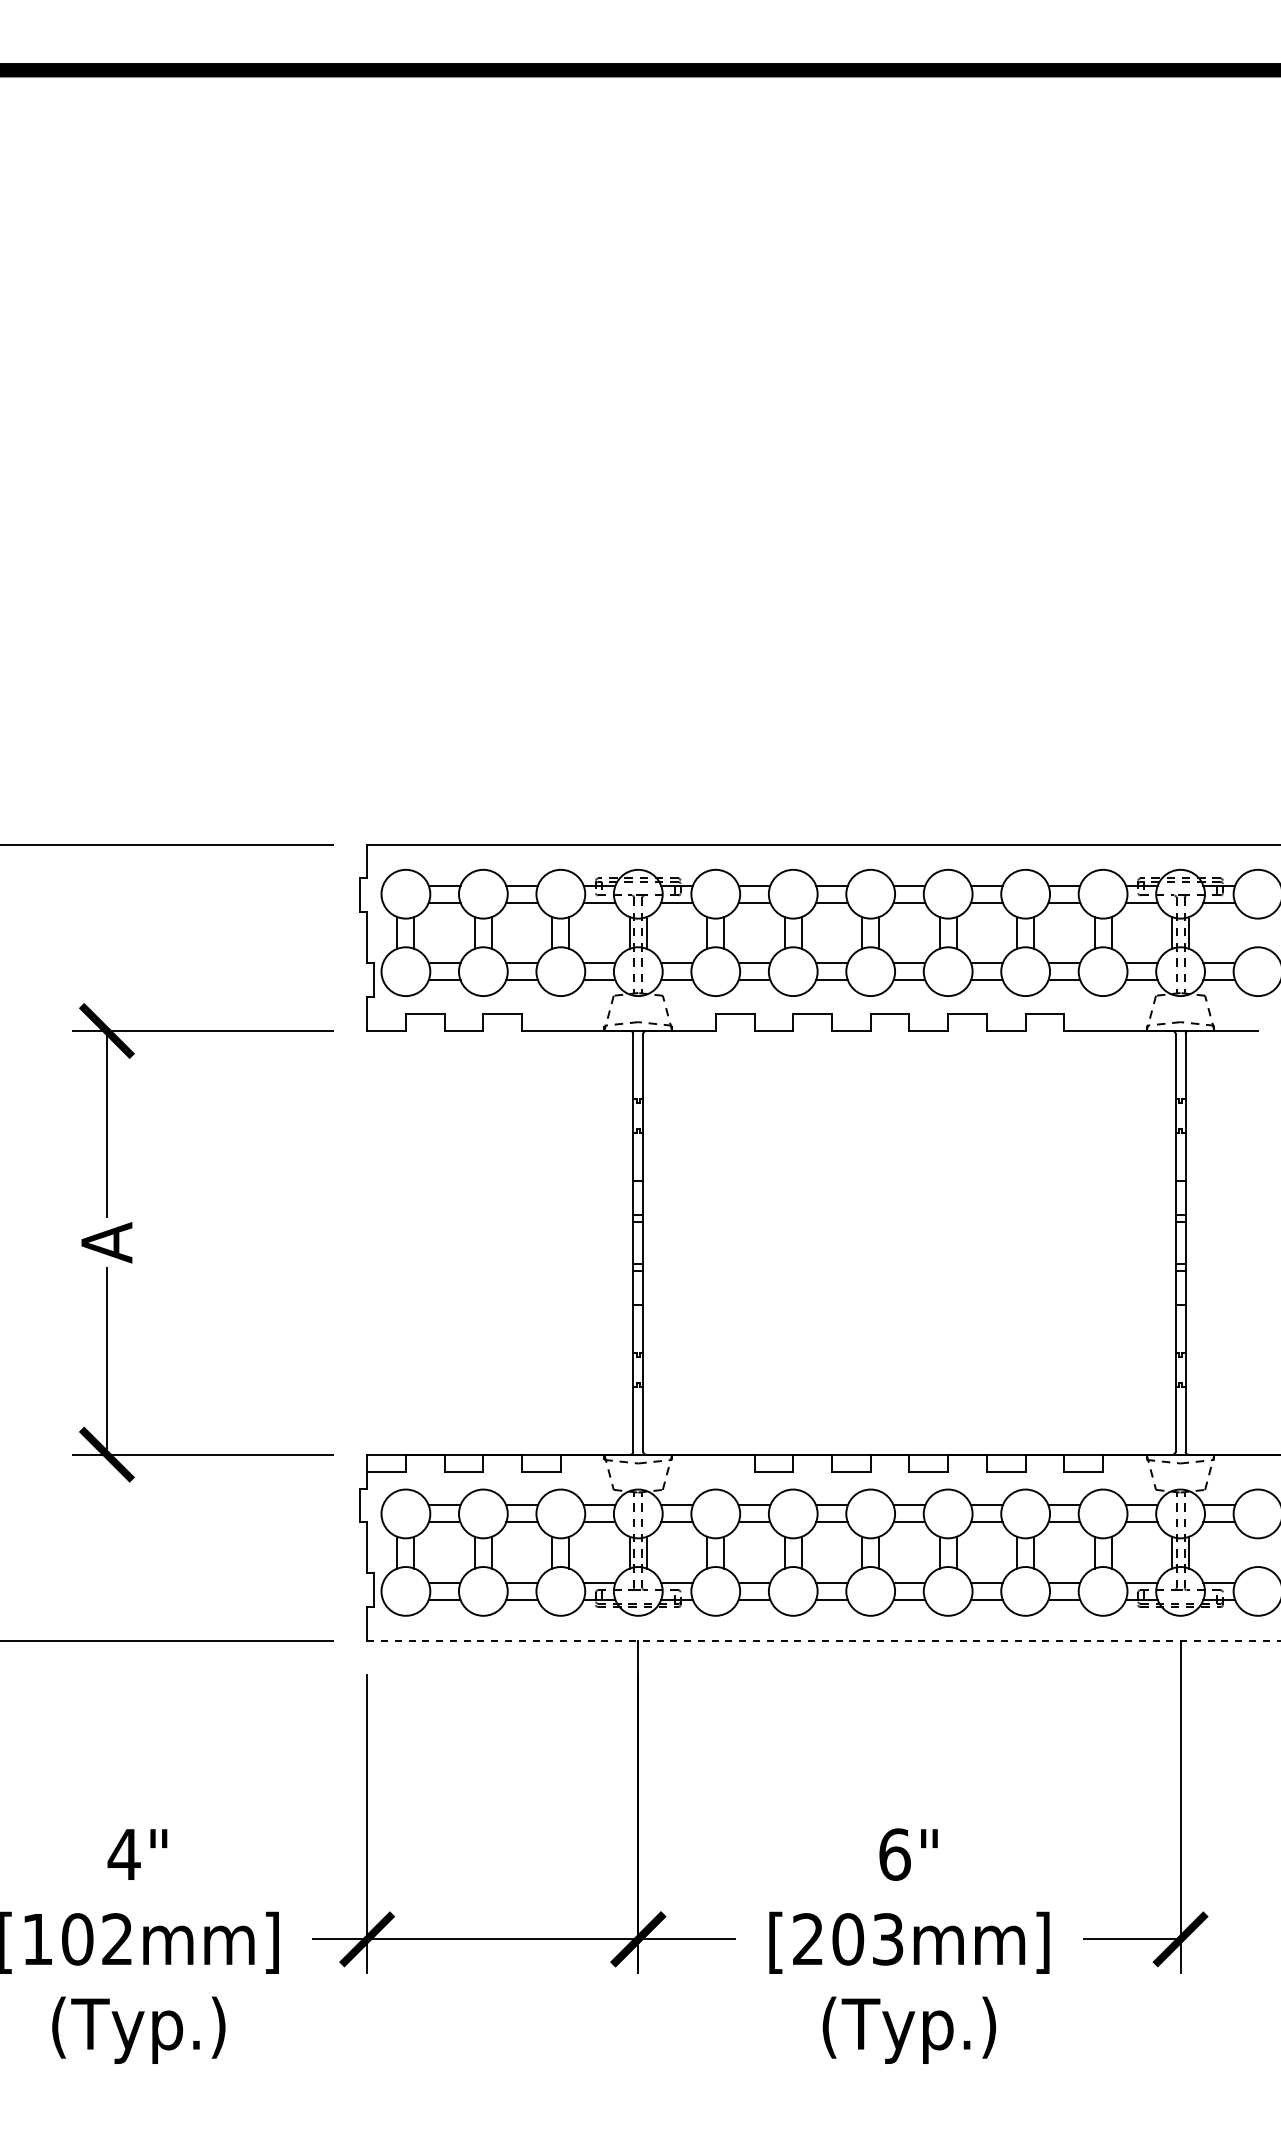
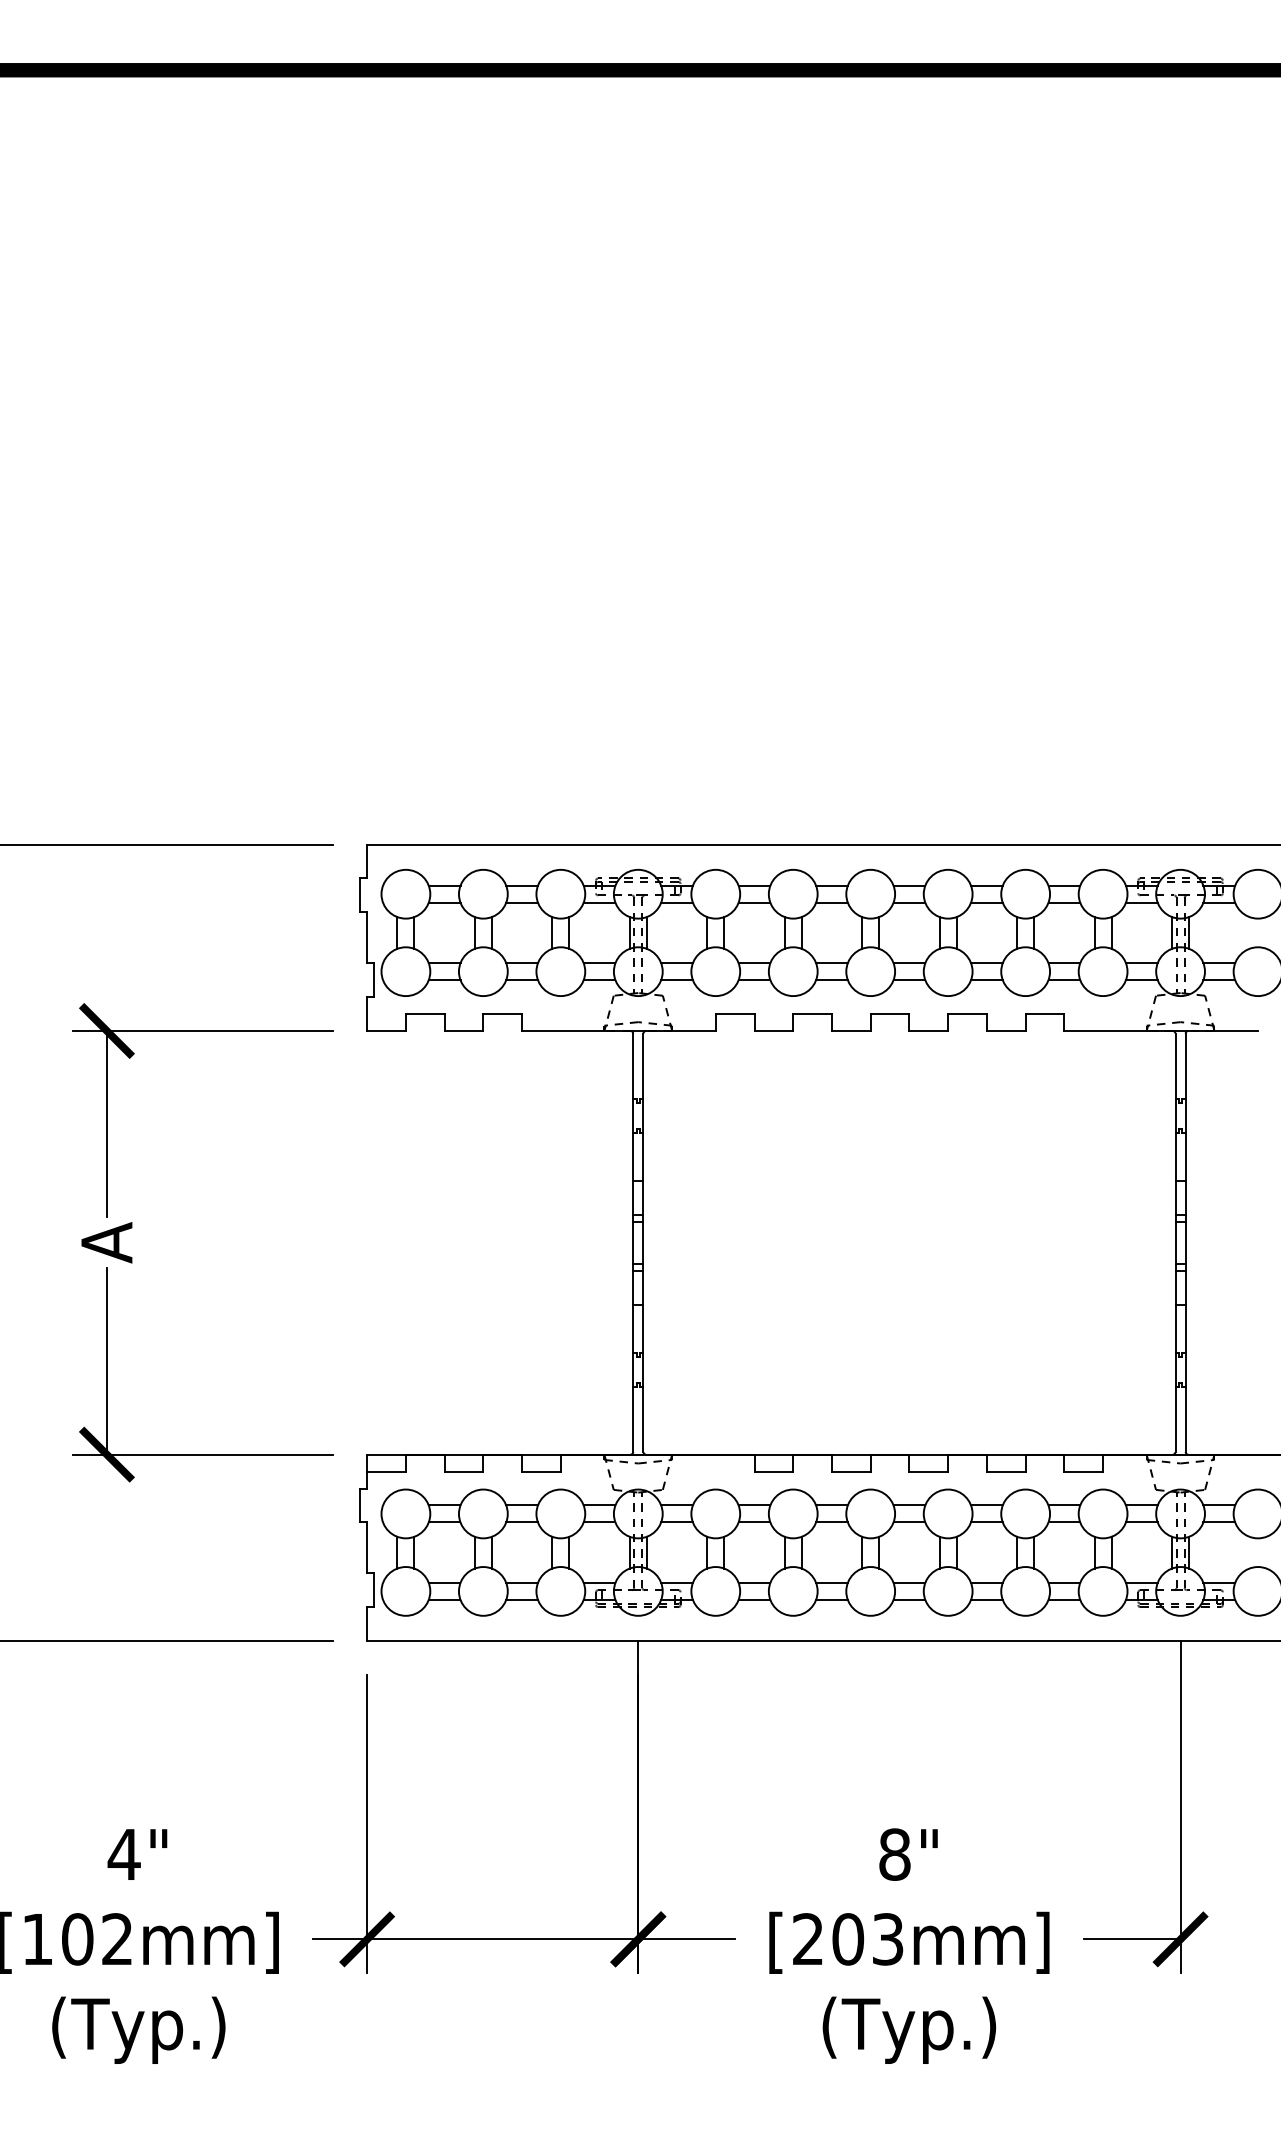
line: dashed -> solid (824, 1641)
text: 6" -> 8" (894, 1854)
